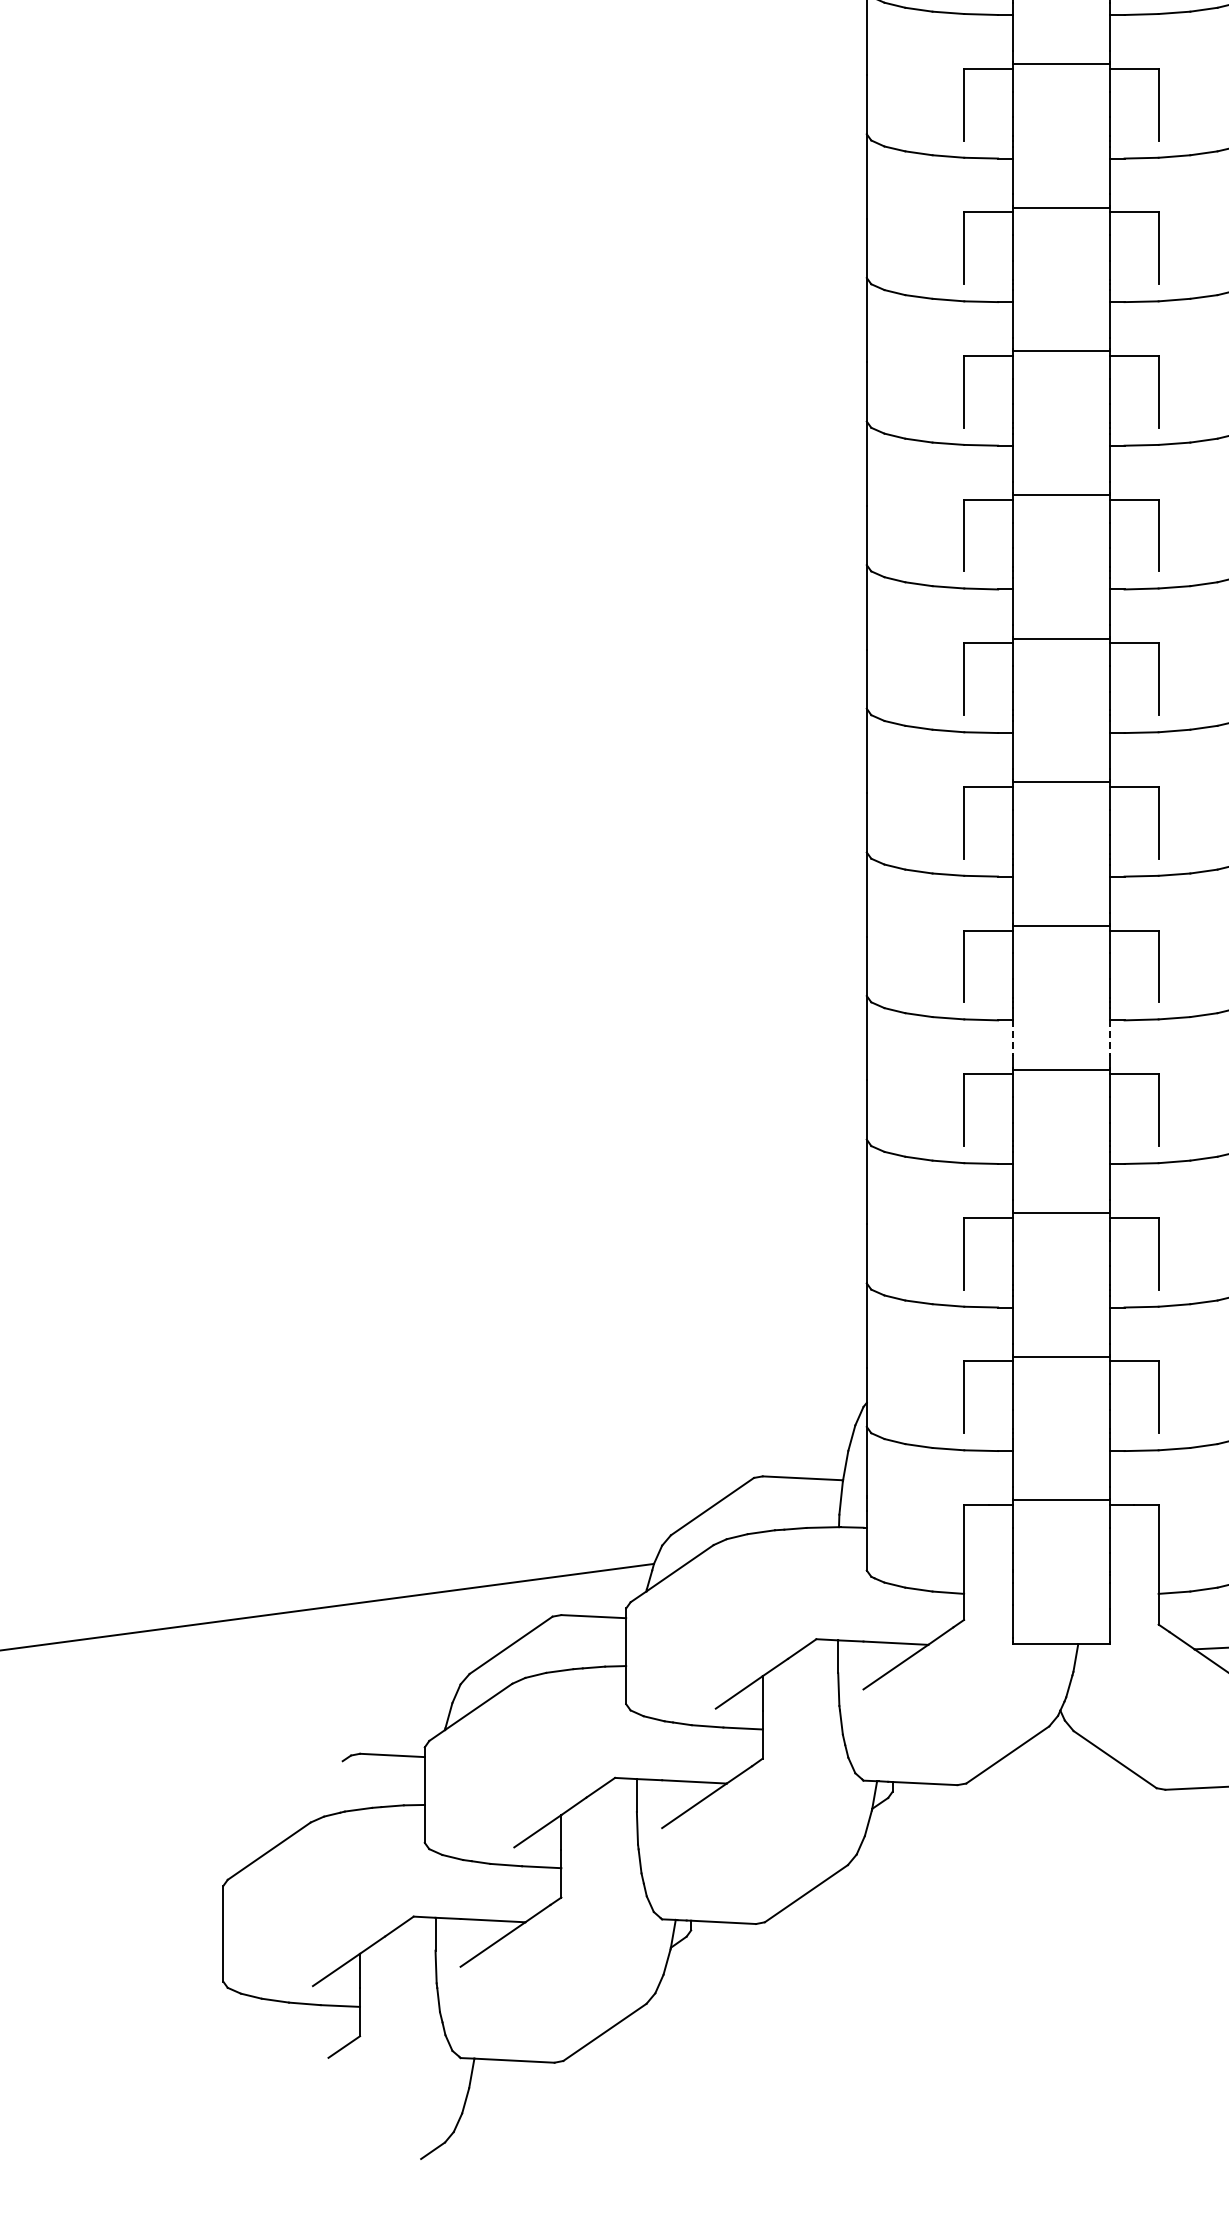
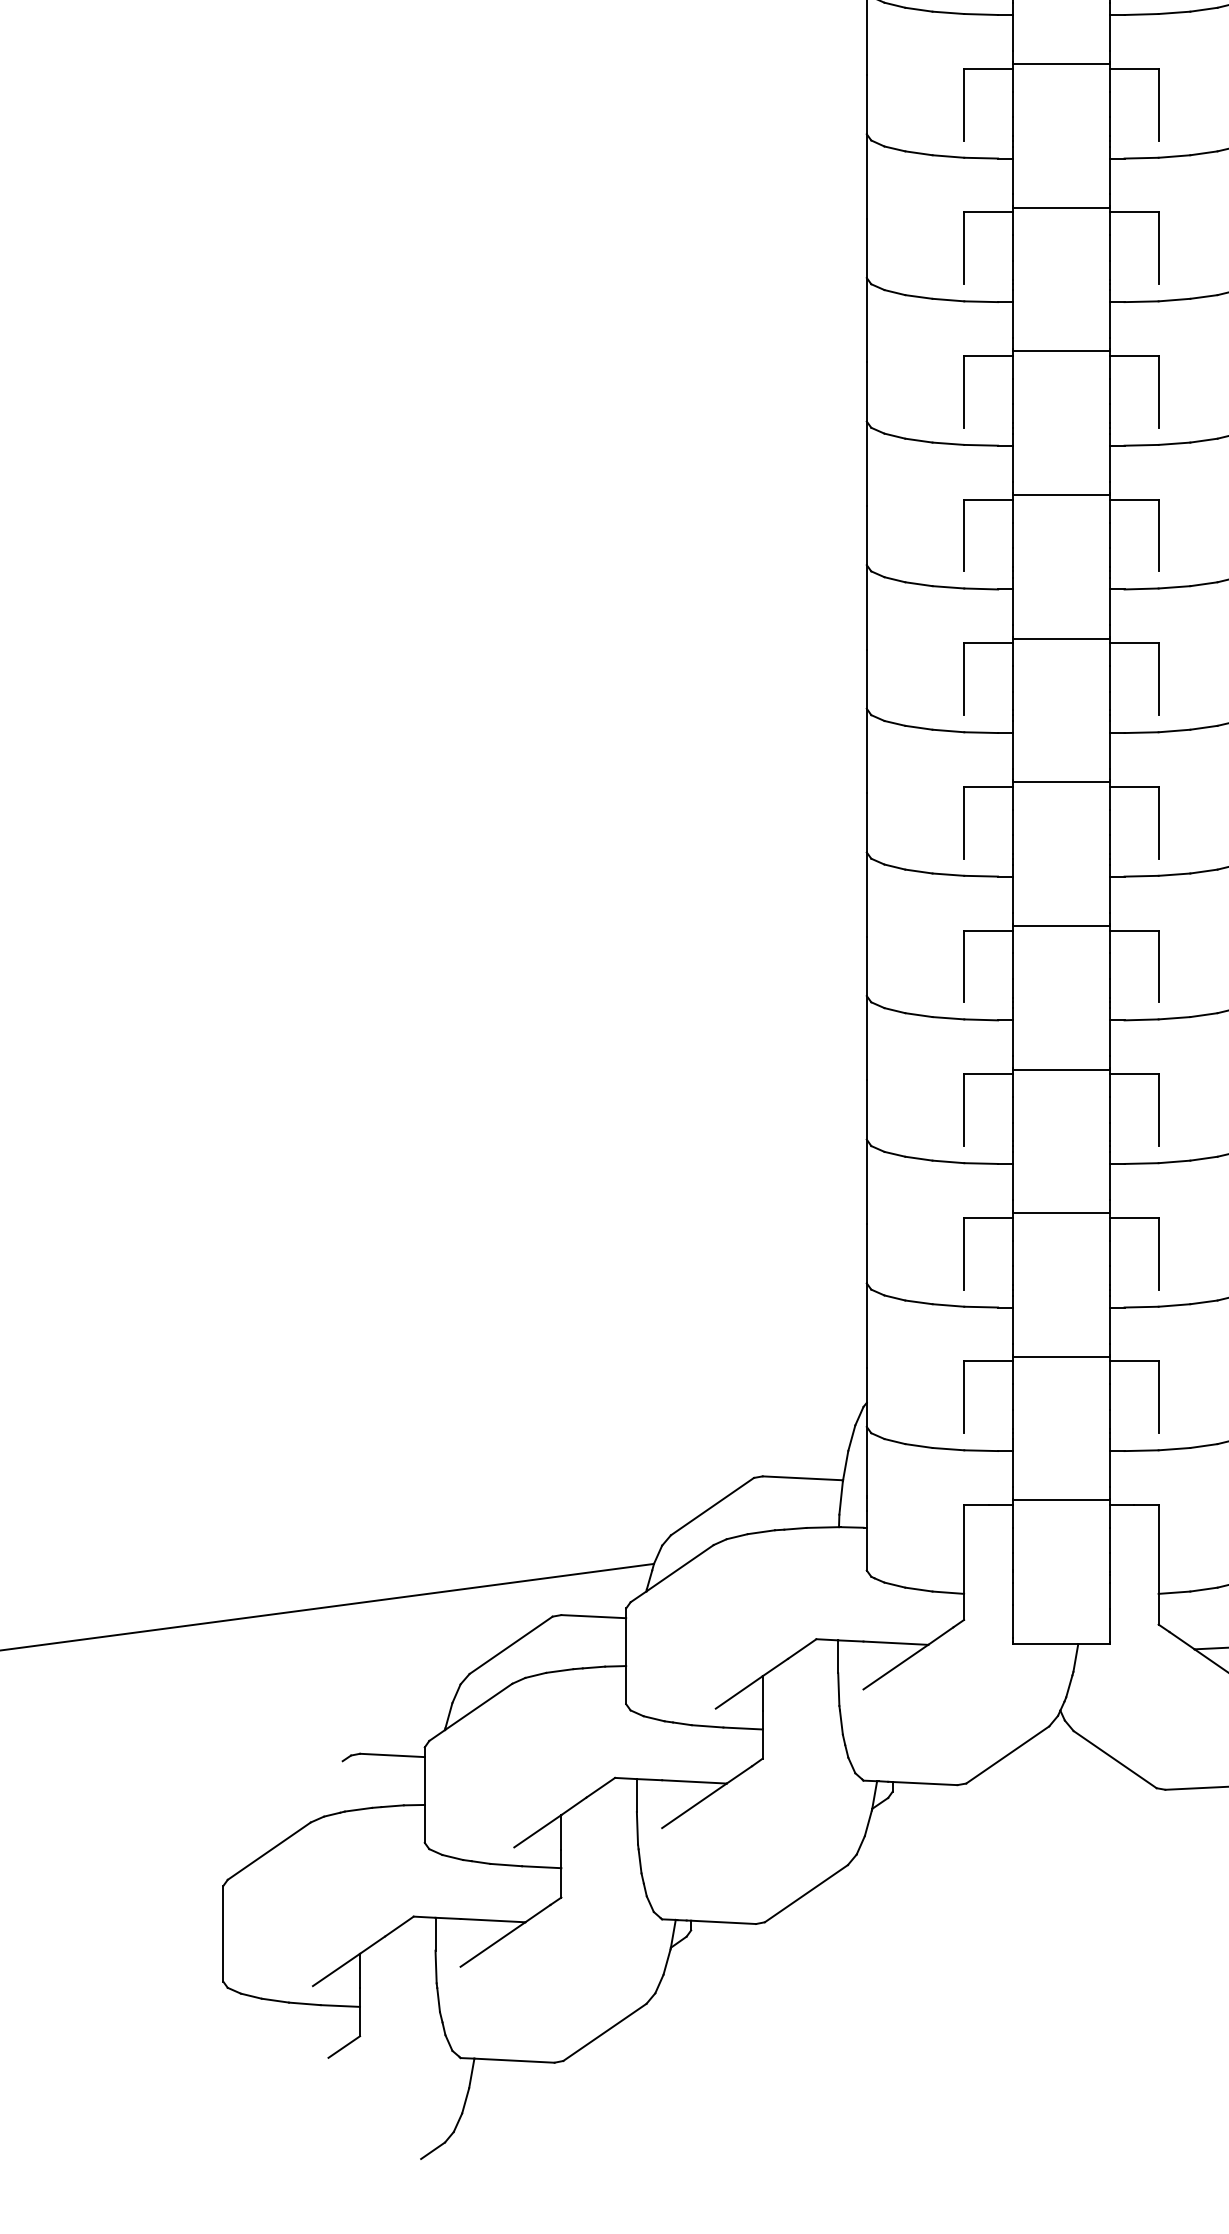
line: dashed -> solid (1012, 1038)
line: dashed -> solid (1109, 1038)
